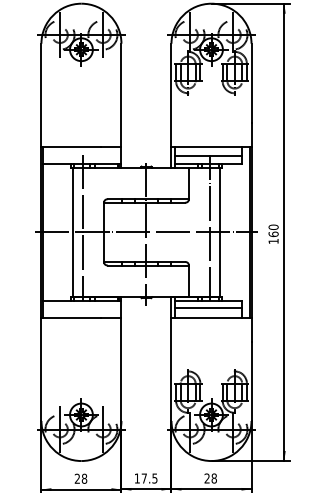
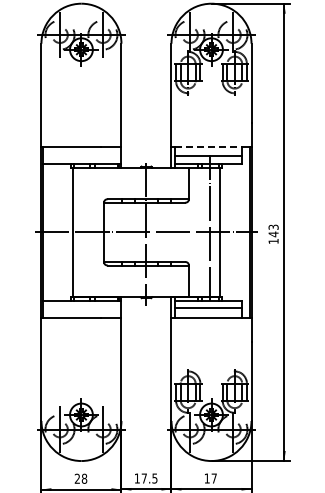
line: solid -> dashed (208, 146)
line: present -> none (82, 227)
text: 160 -> 143 (273, 230)
text: 28 -> 17 (210, 478)
